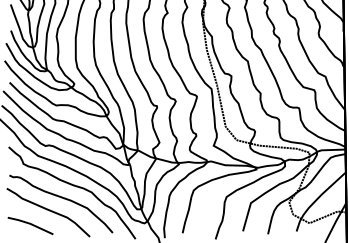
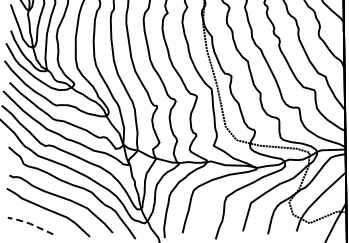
line: solid -> dashed (30, 223)
